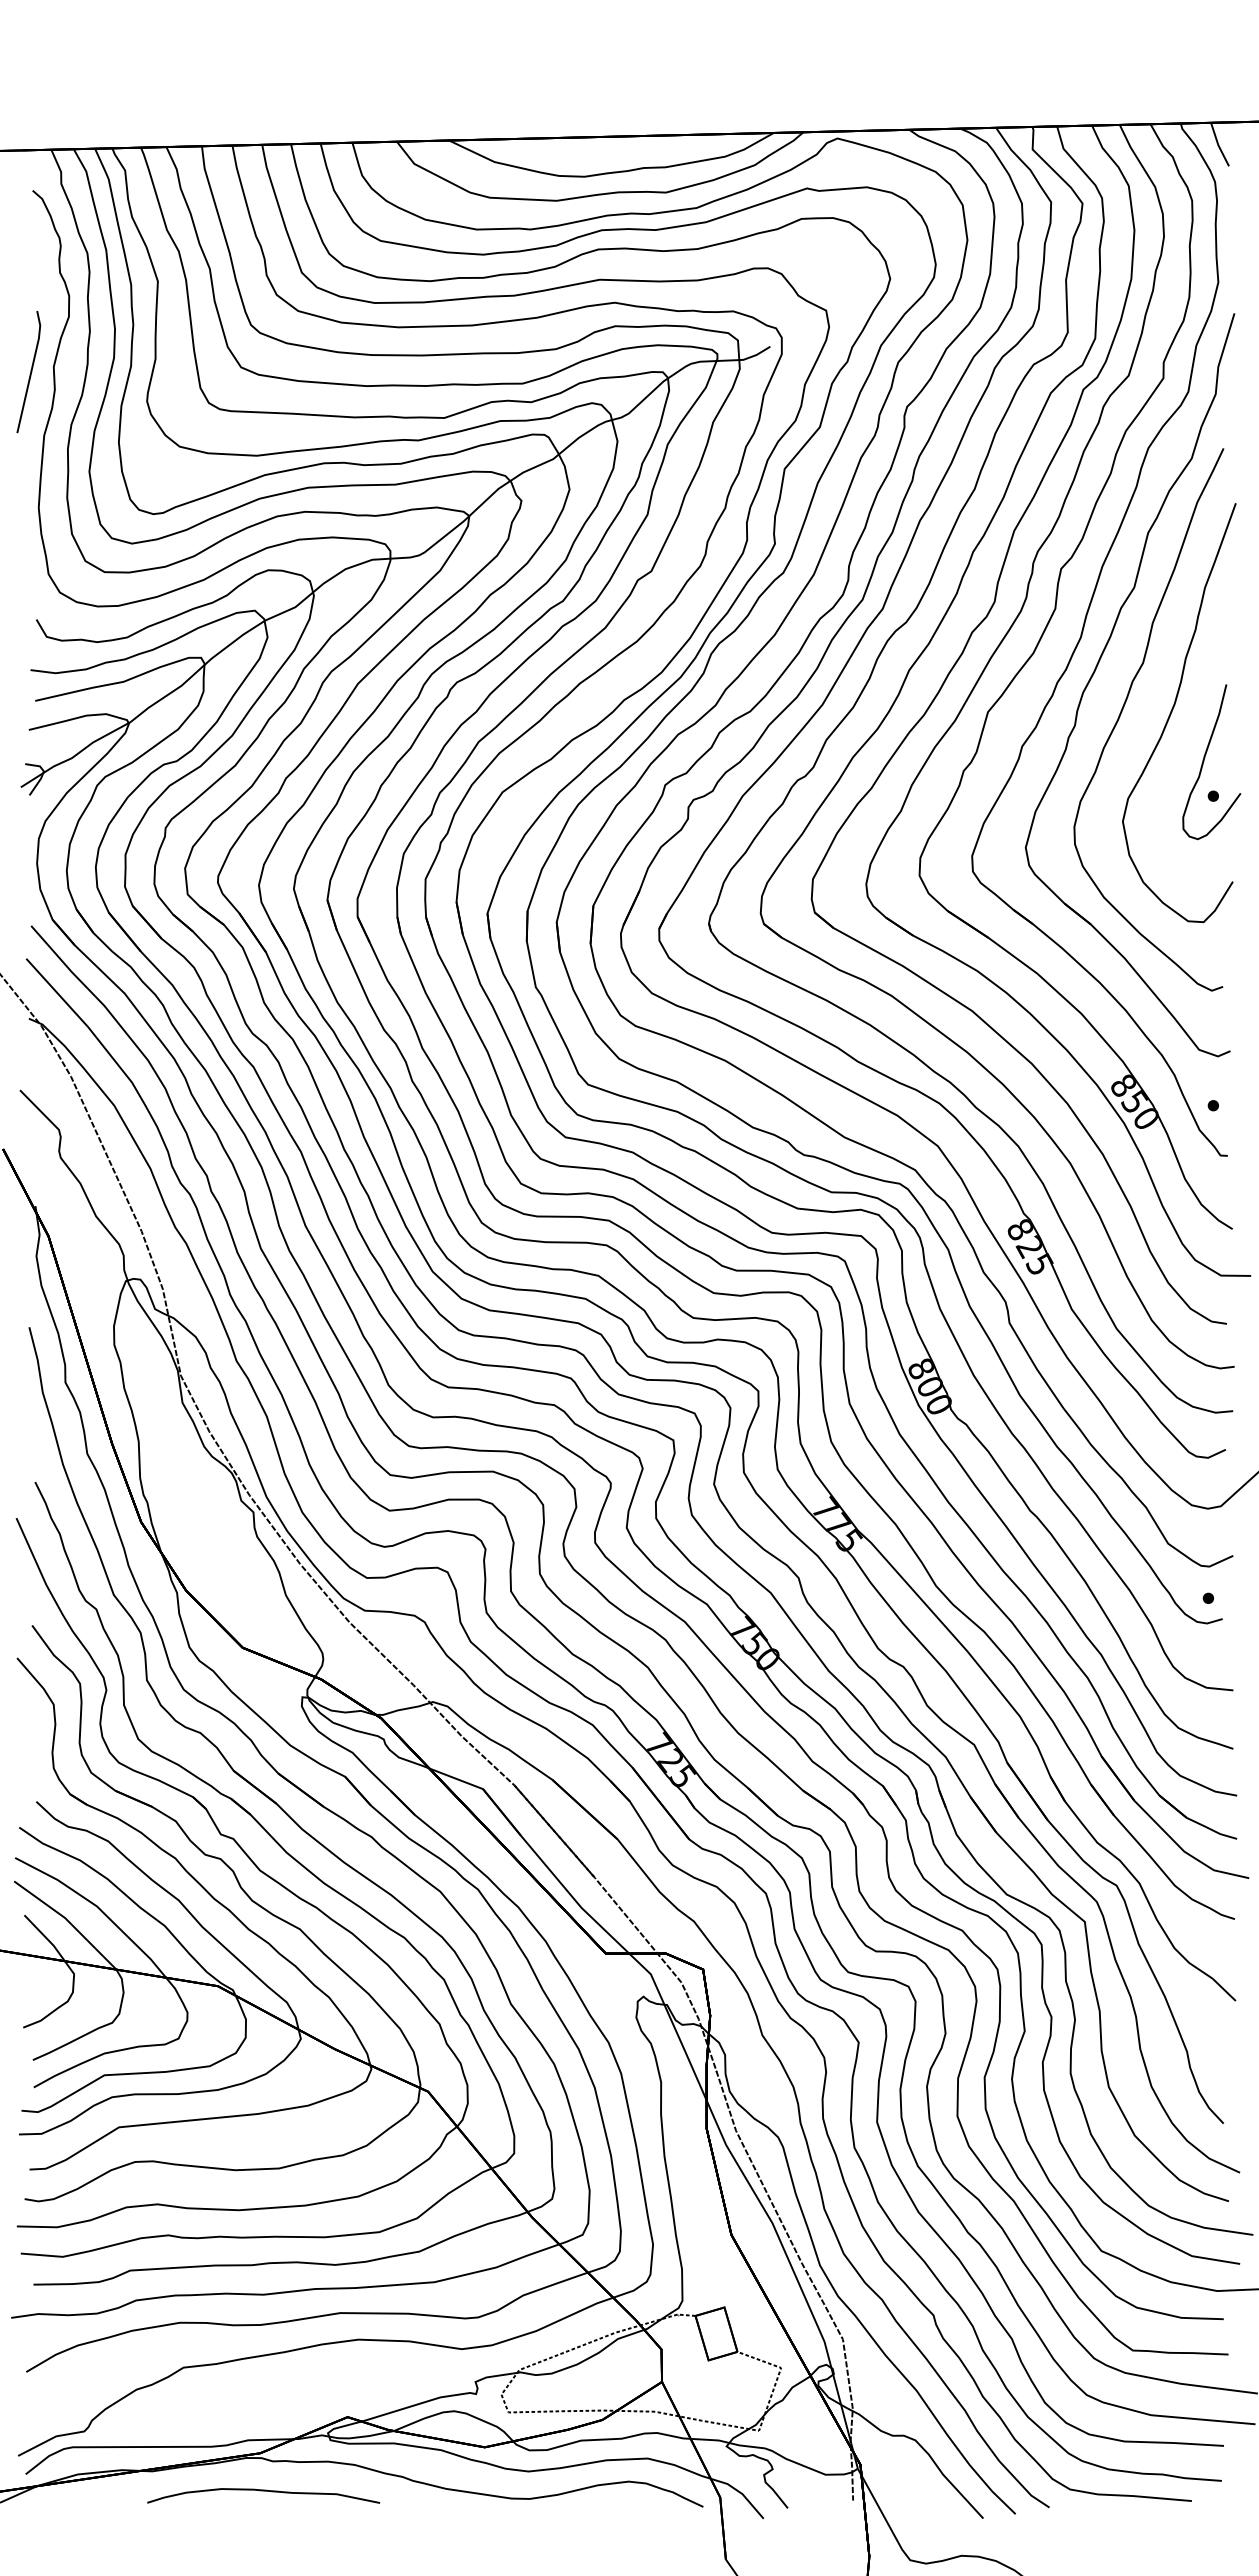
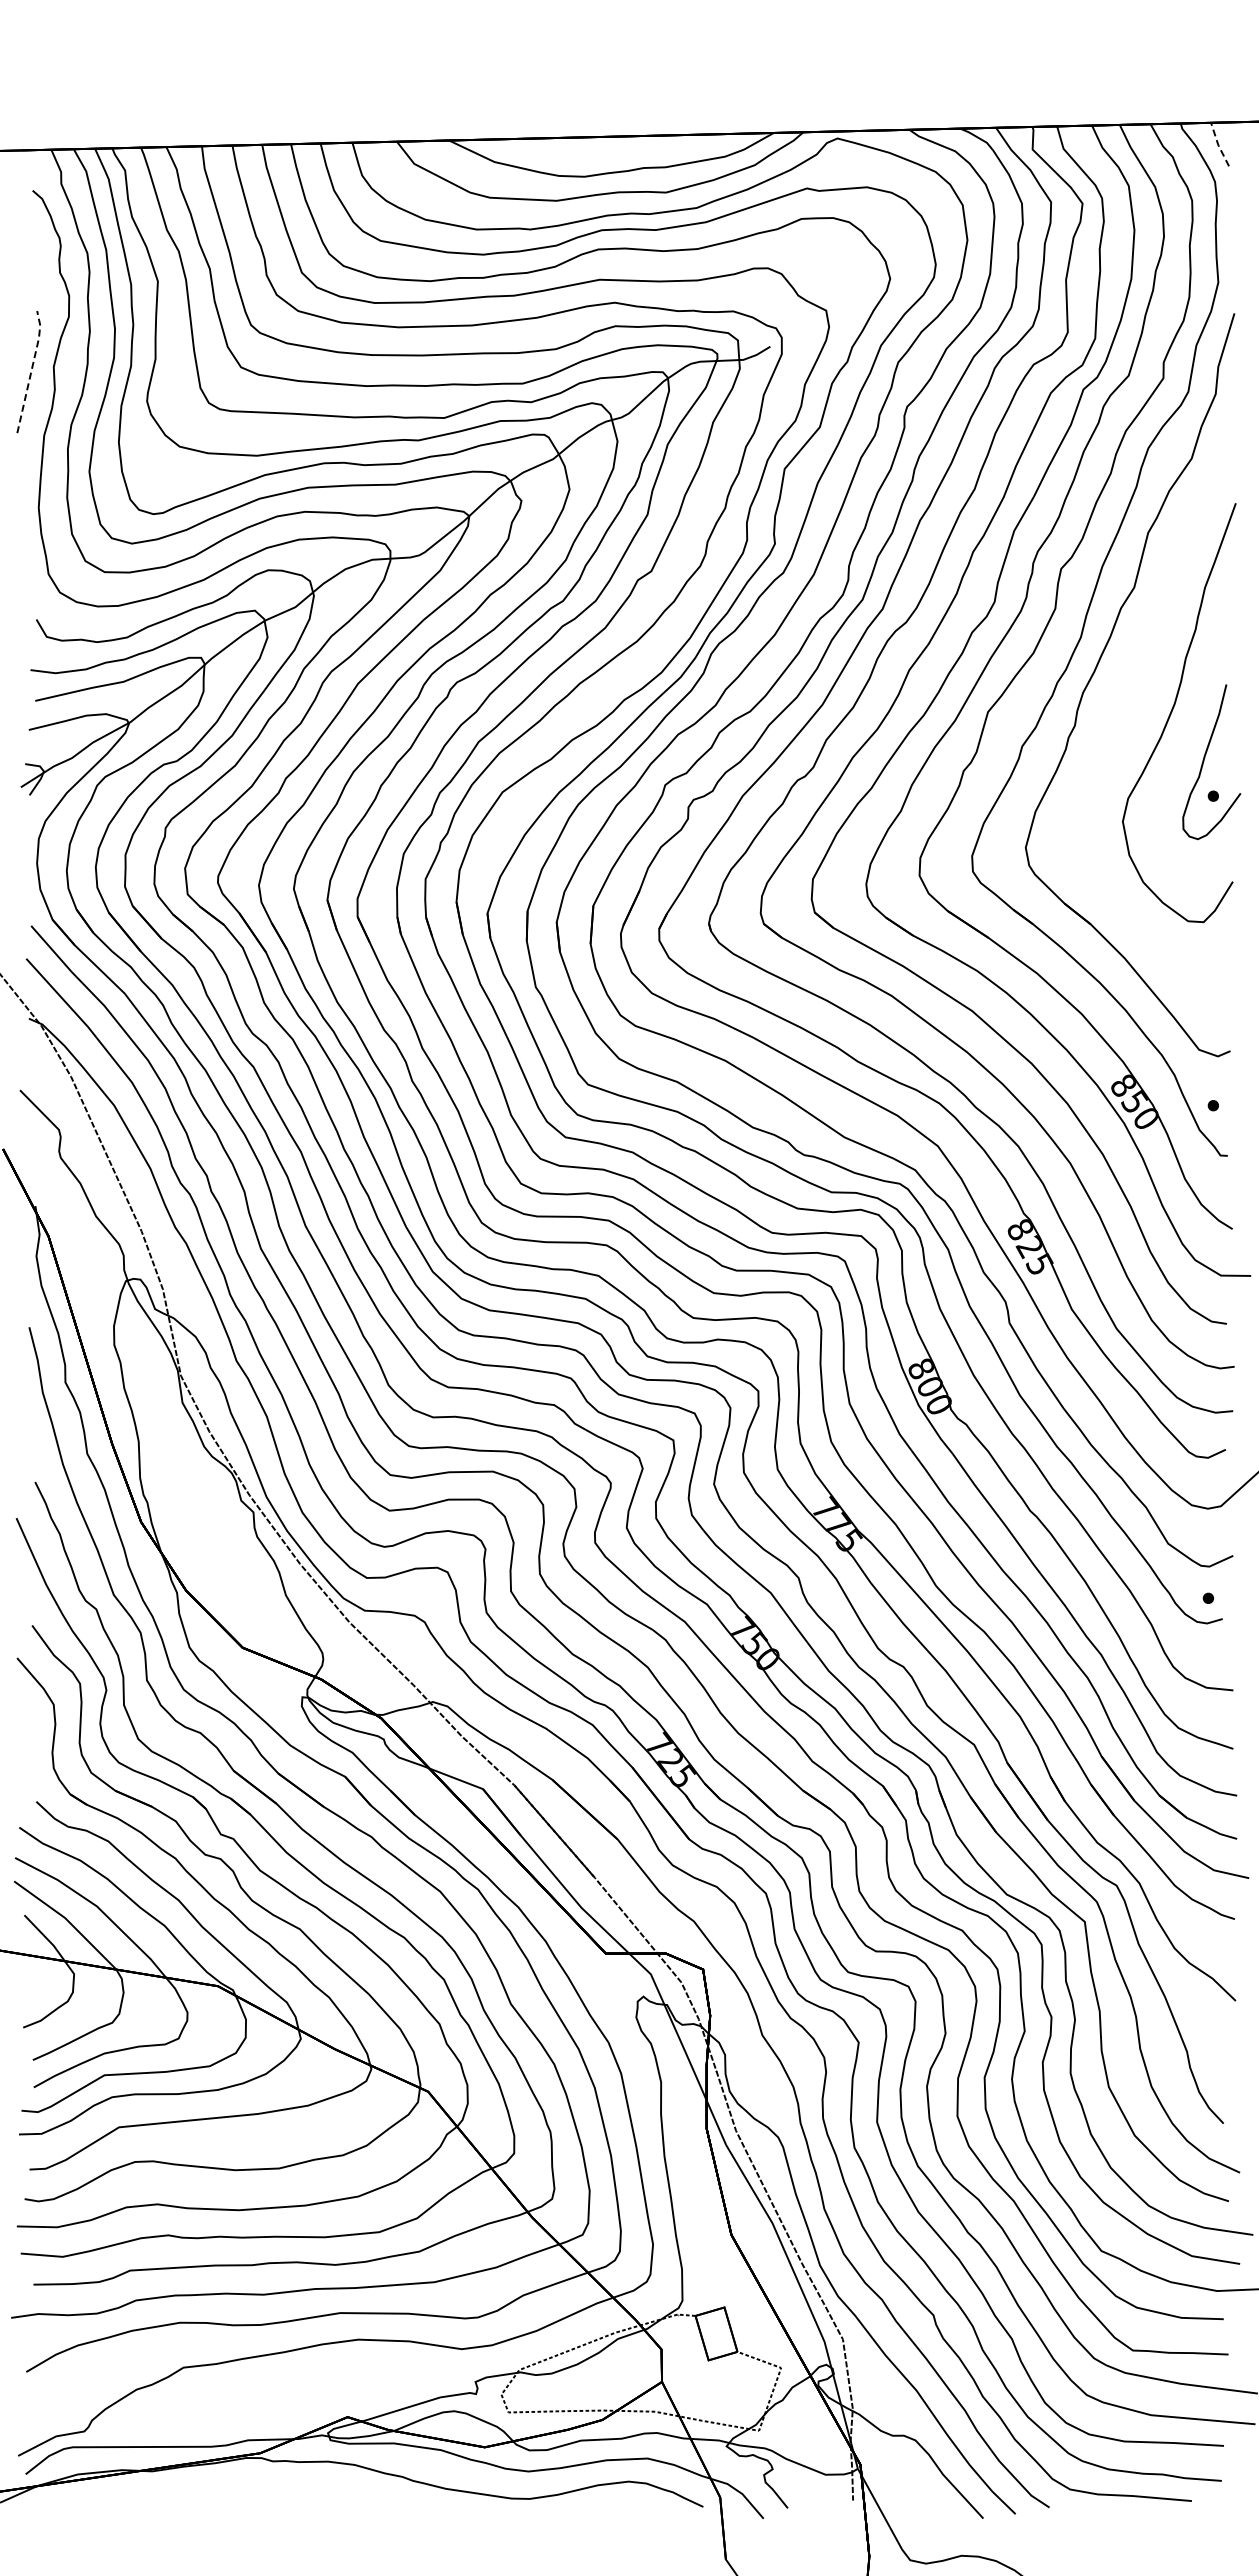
line: solid -> dashed (1218, 145)
line: solid -> dashed (31, 370)
curve: present -> none (1124, 707)
curve: present -> none (263, 2491)
